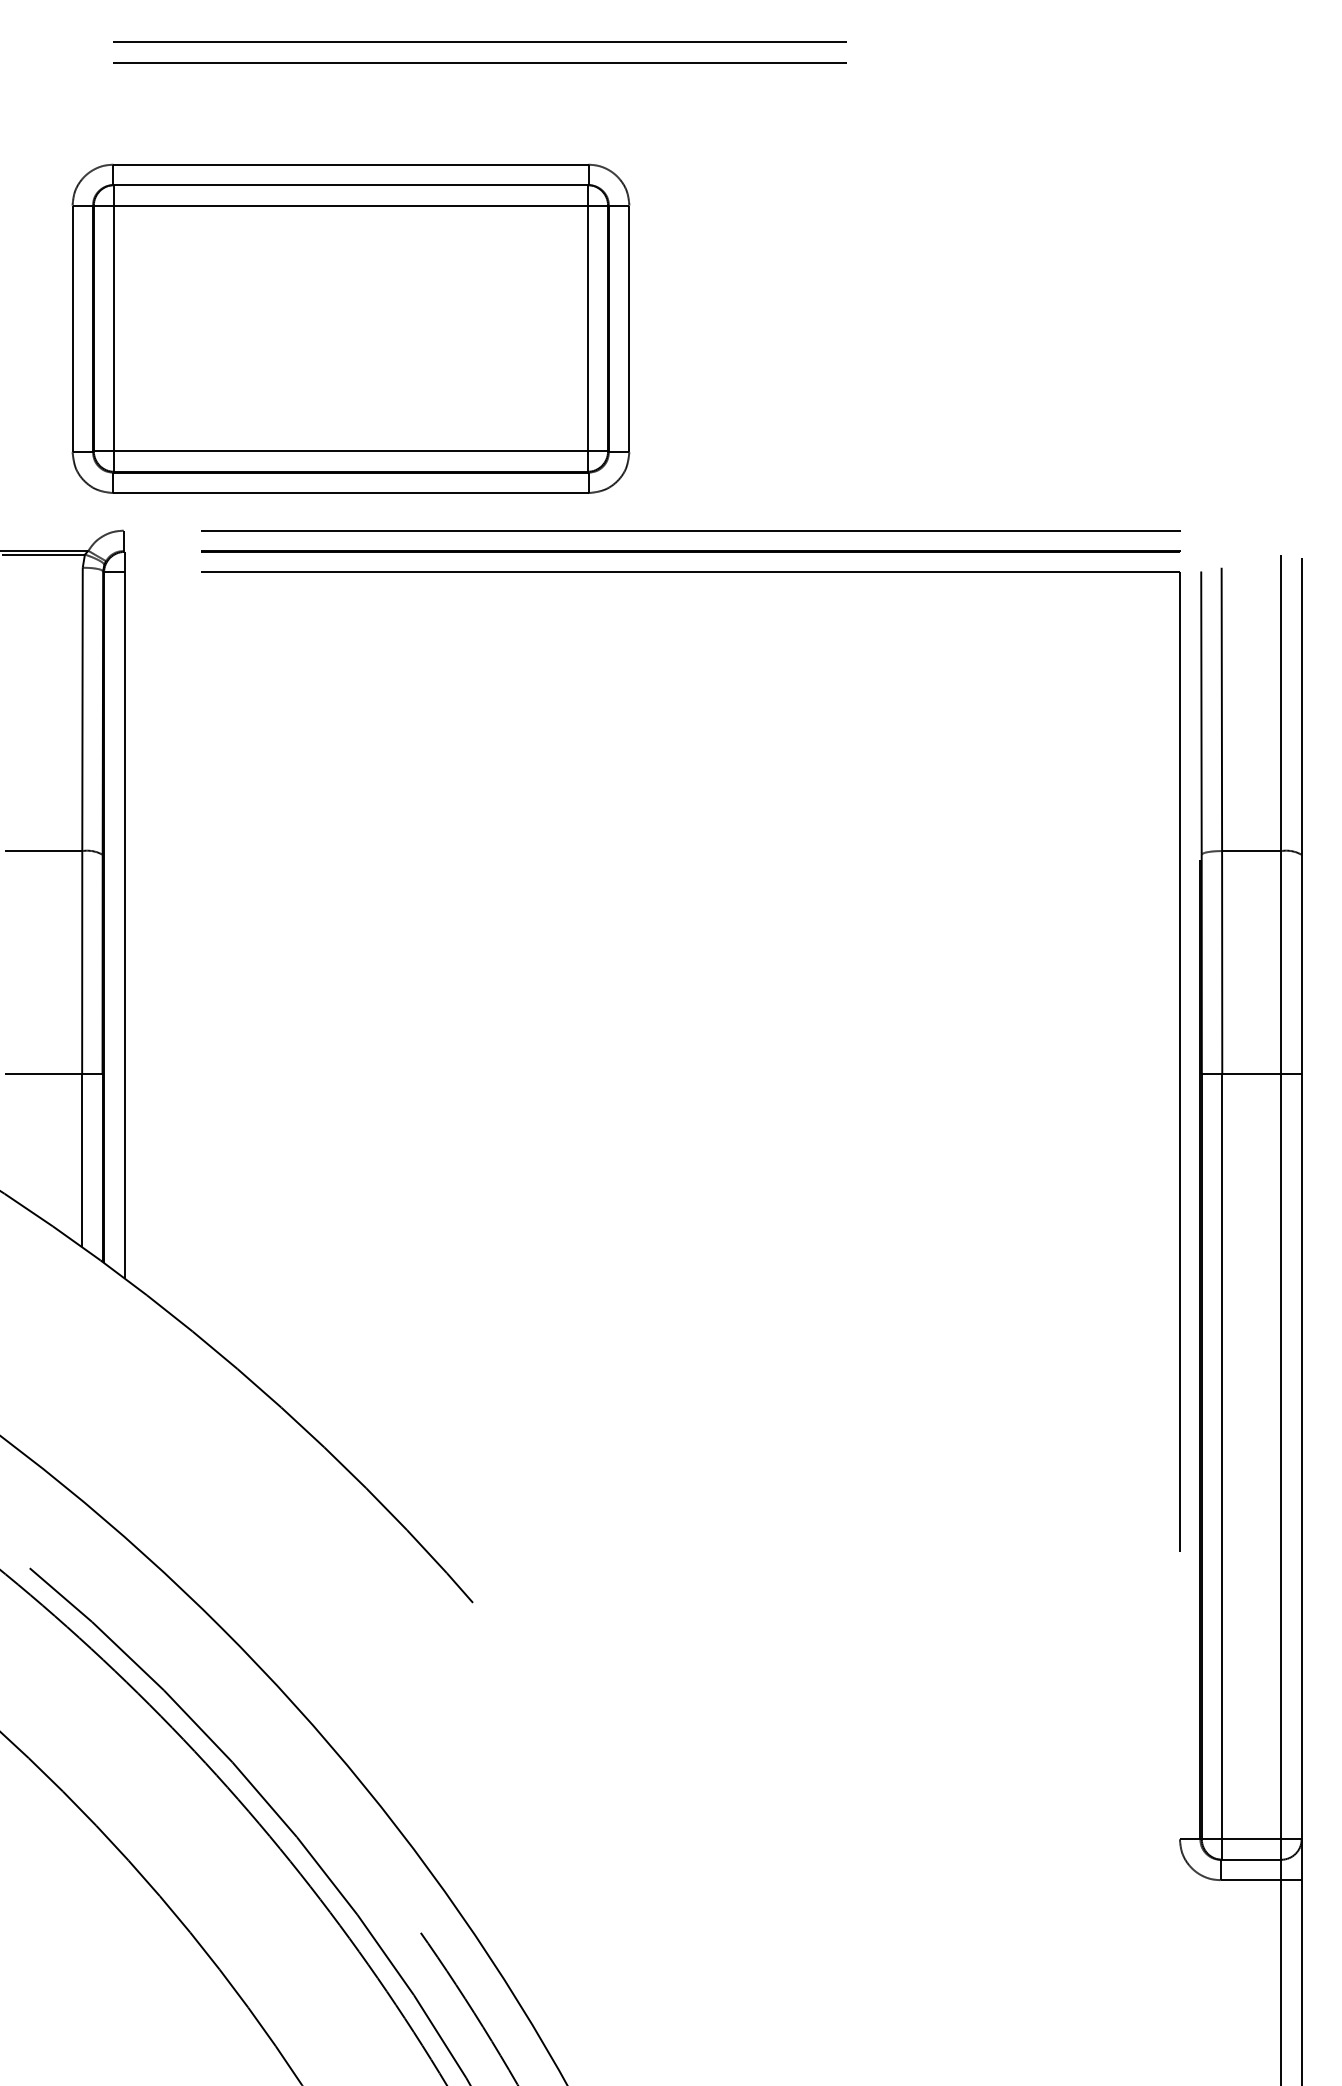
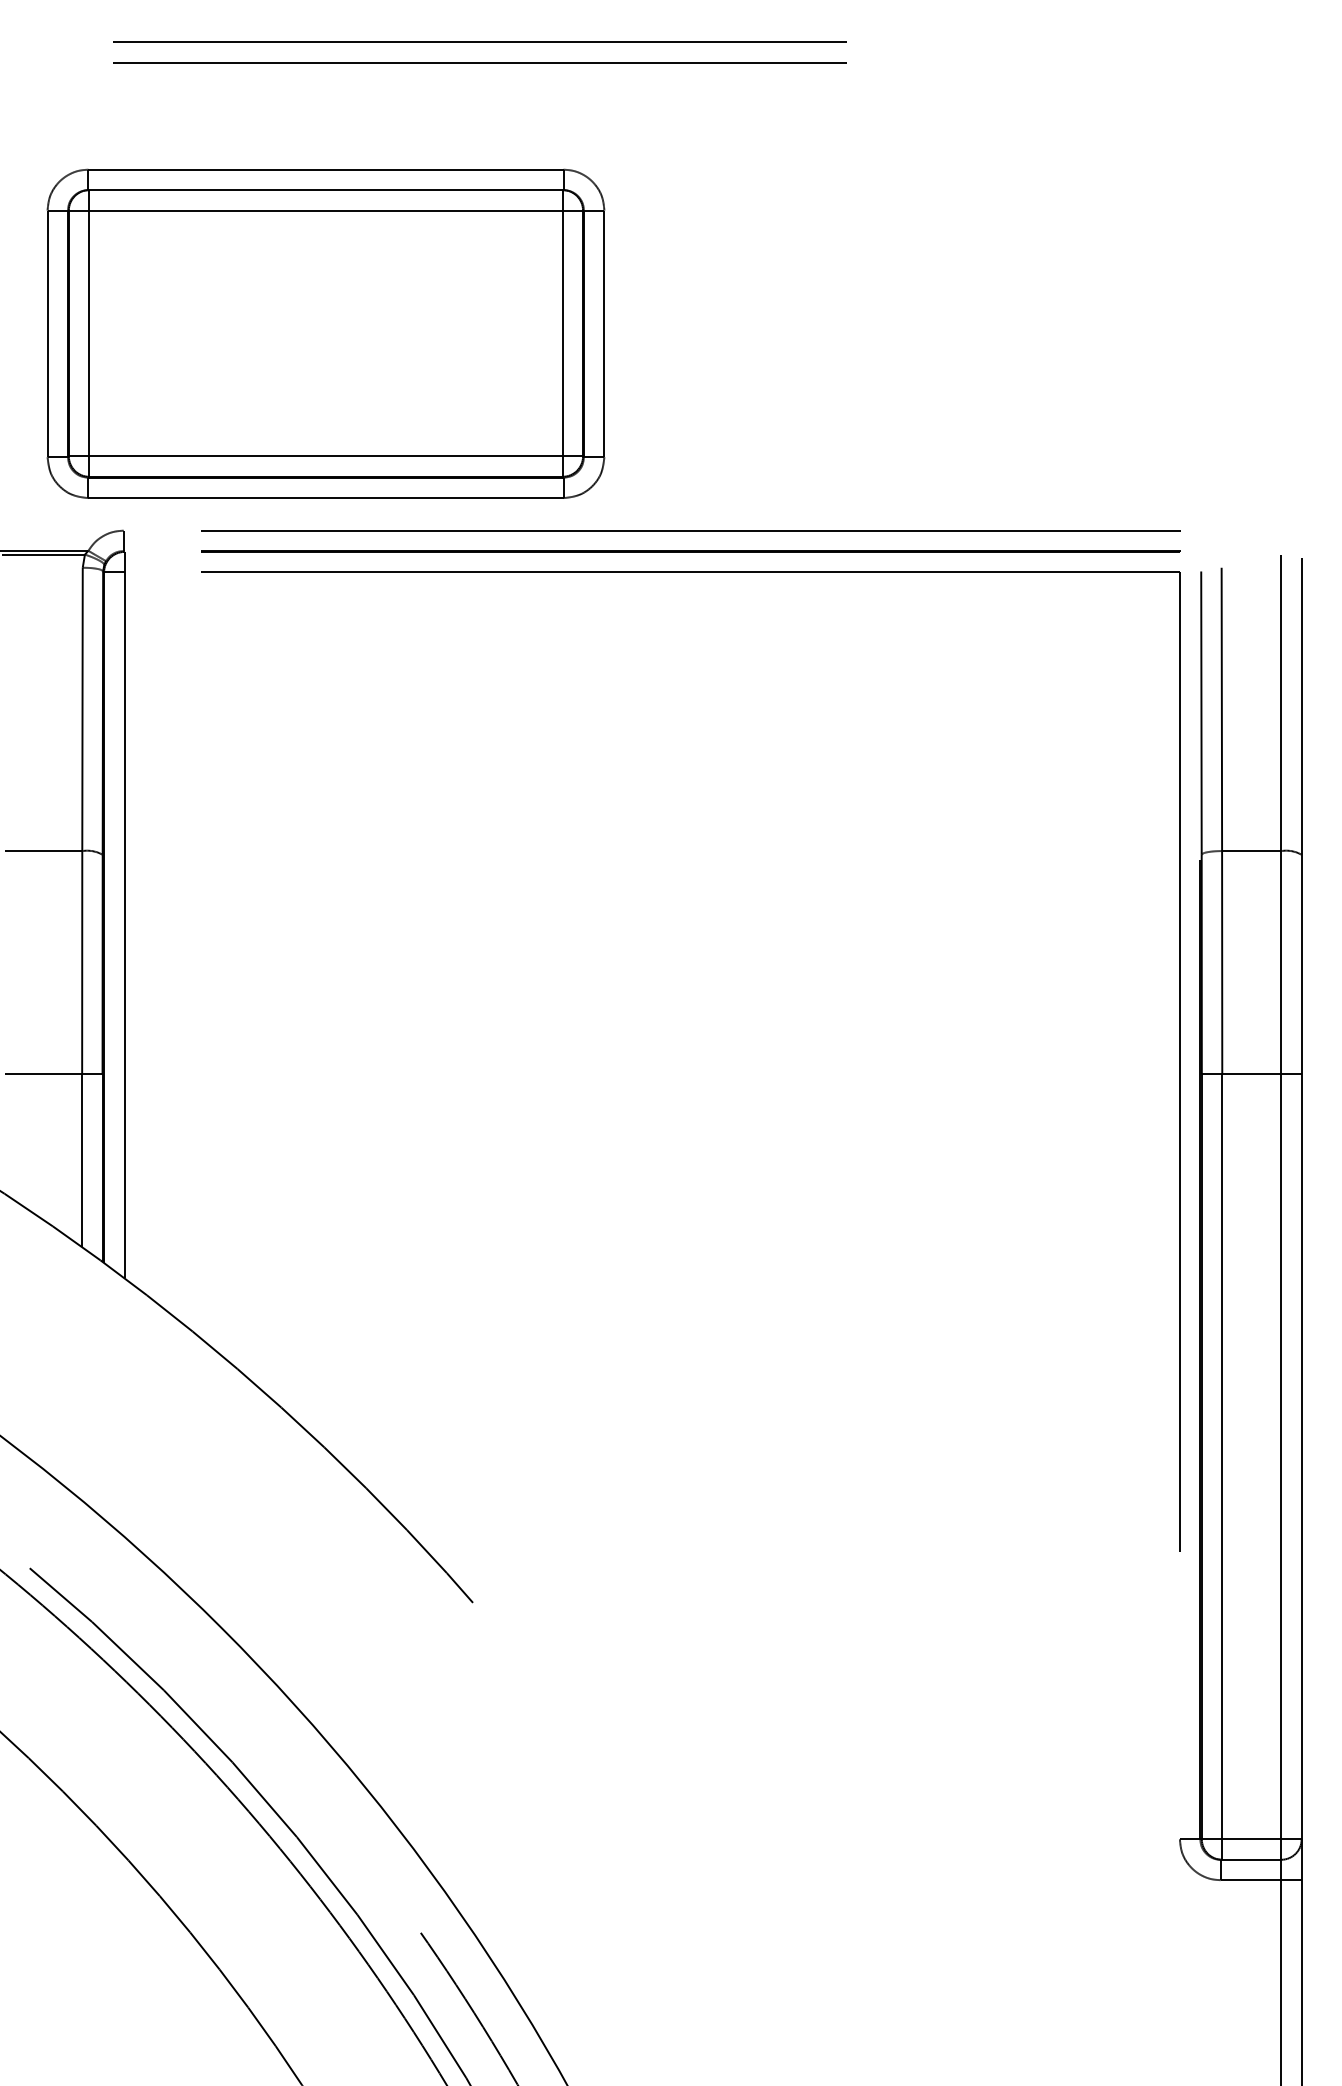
part position: (350, 328) -> (325, 333) (325, 333)
